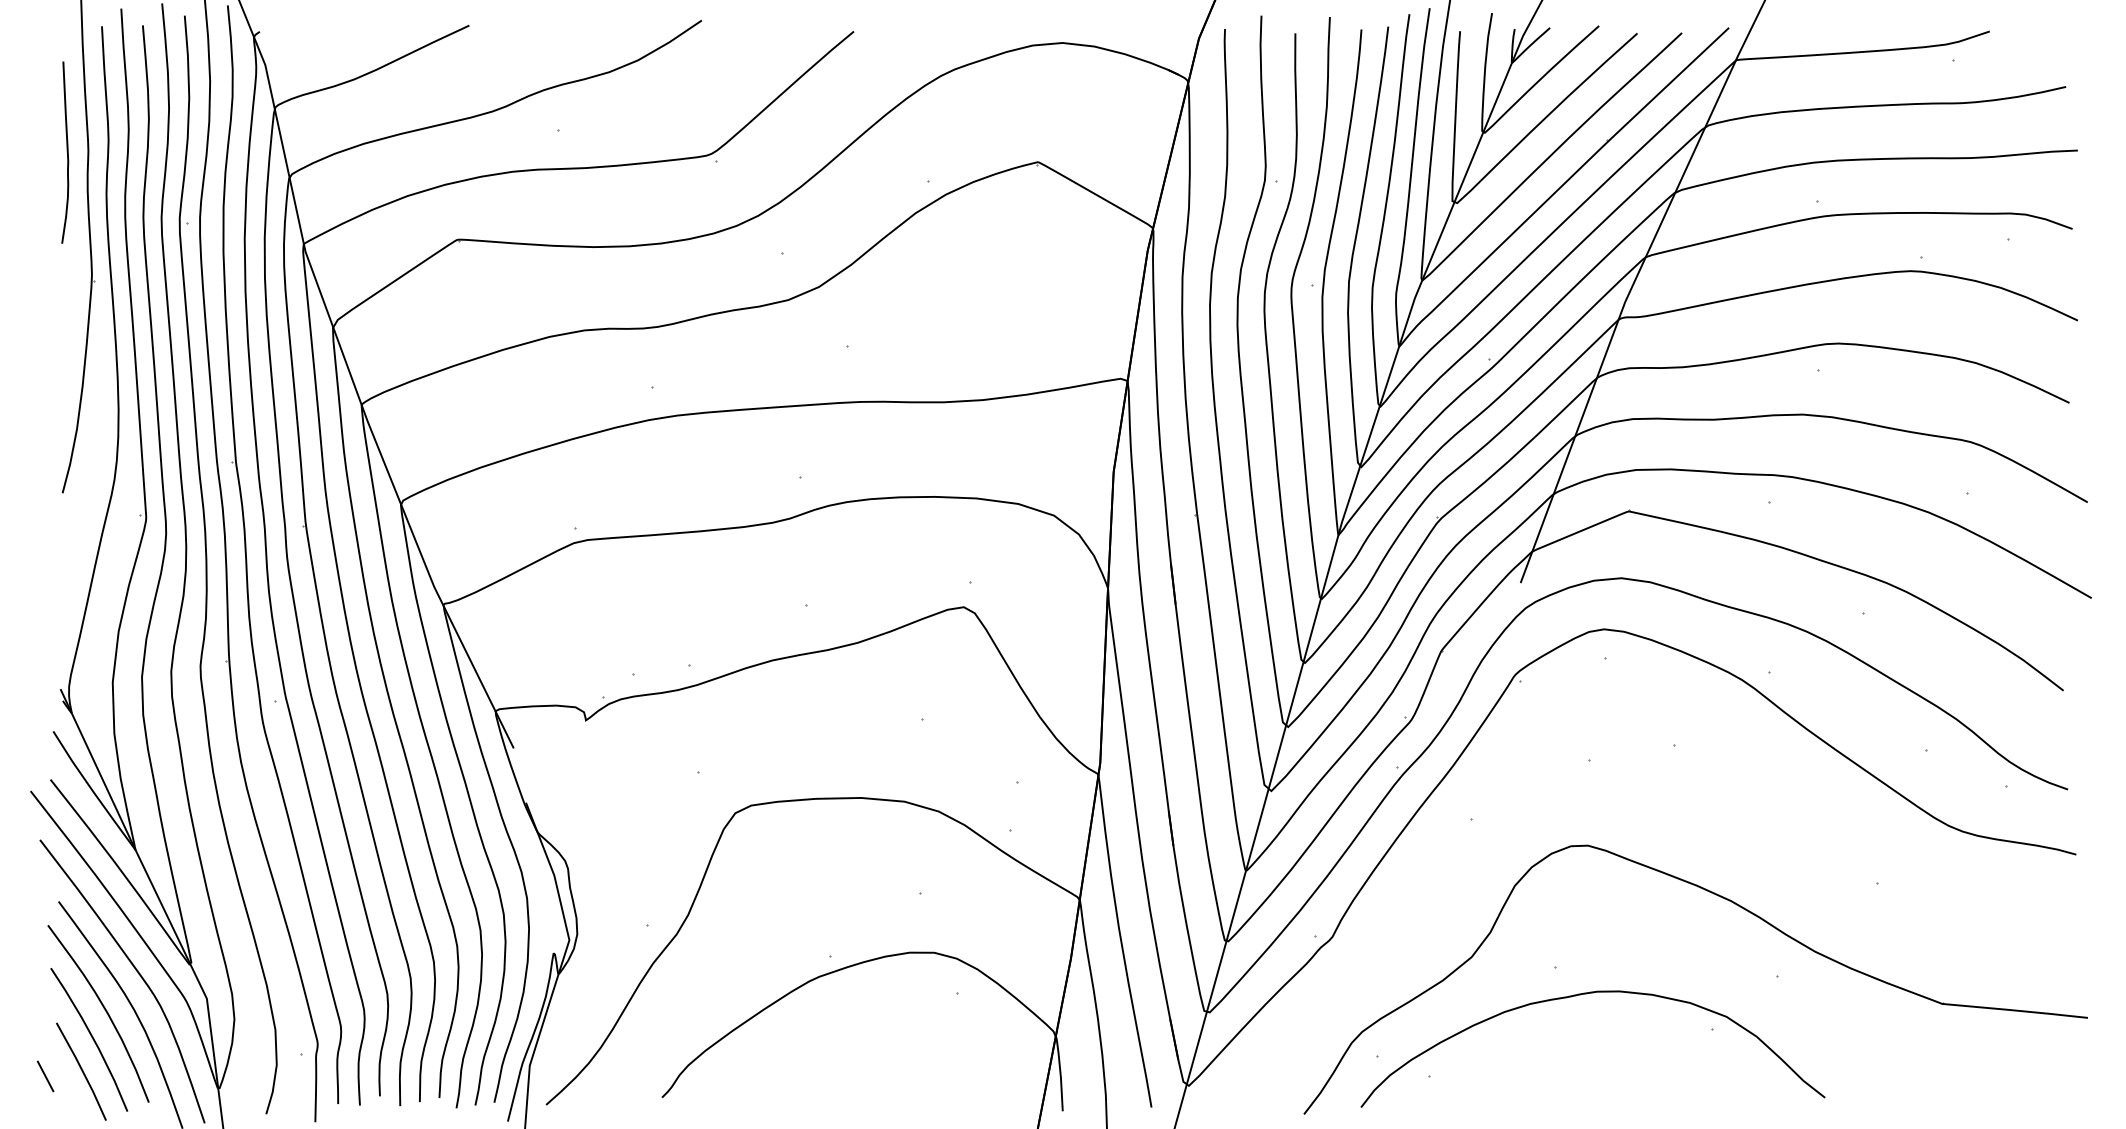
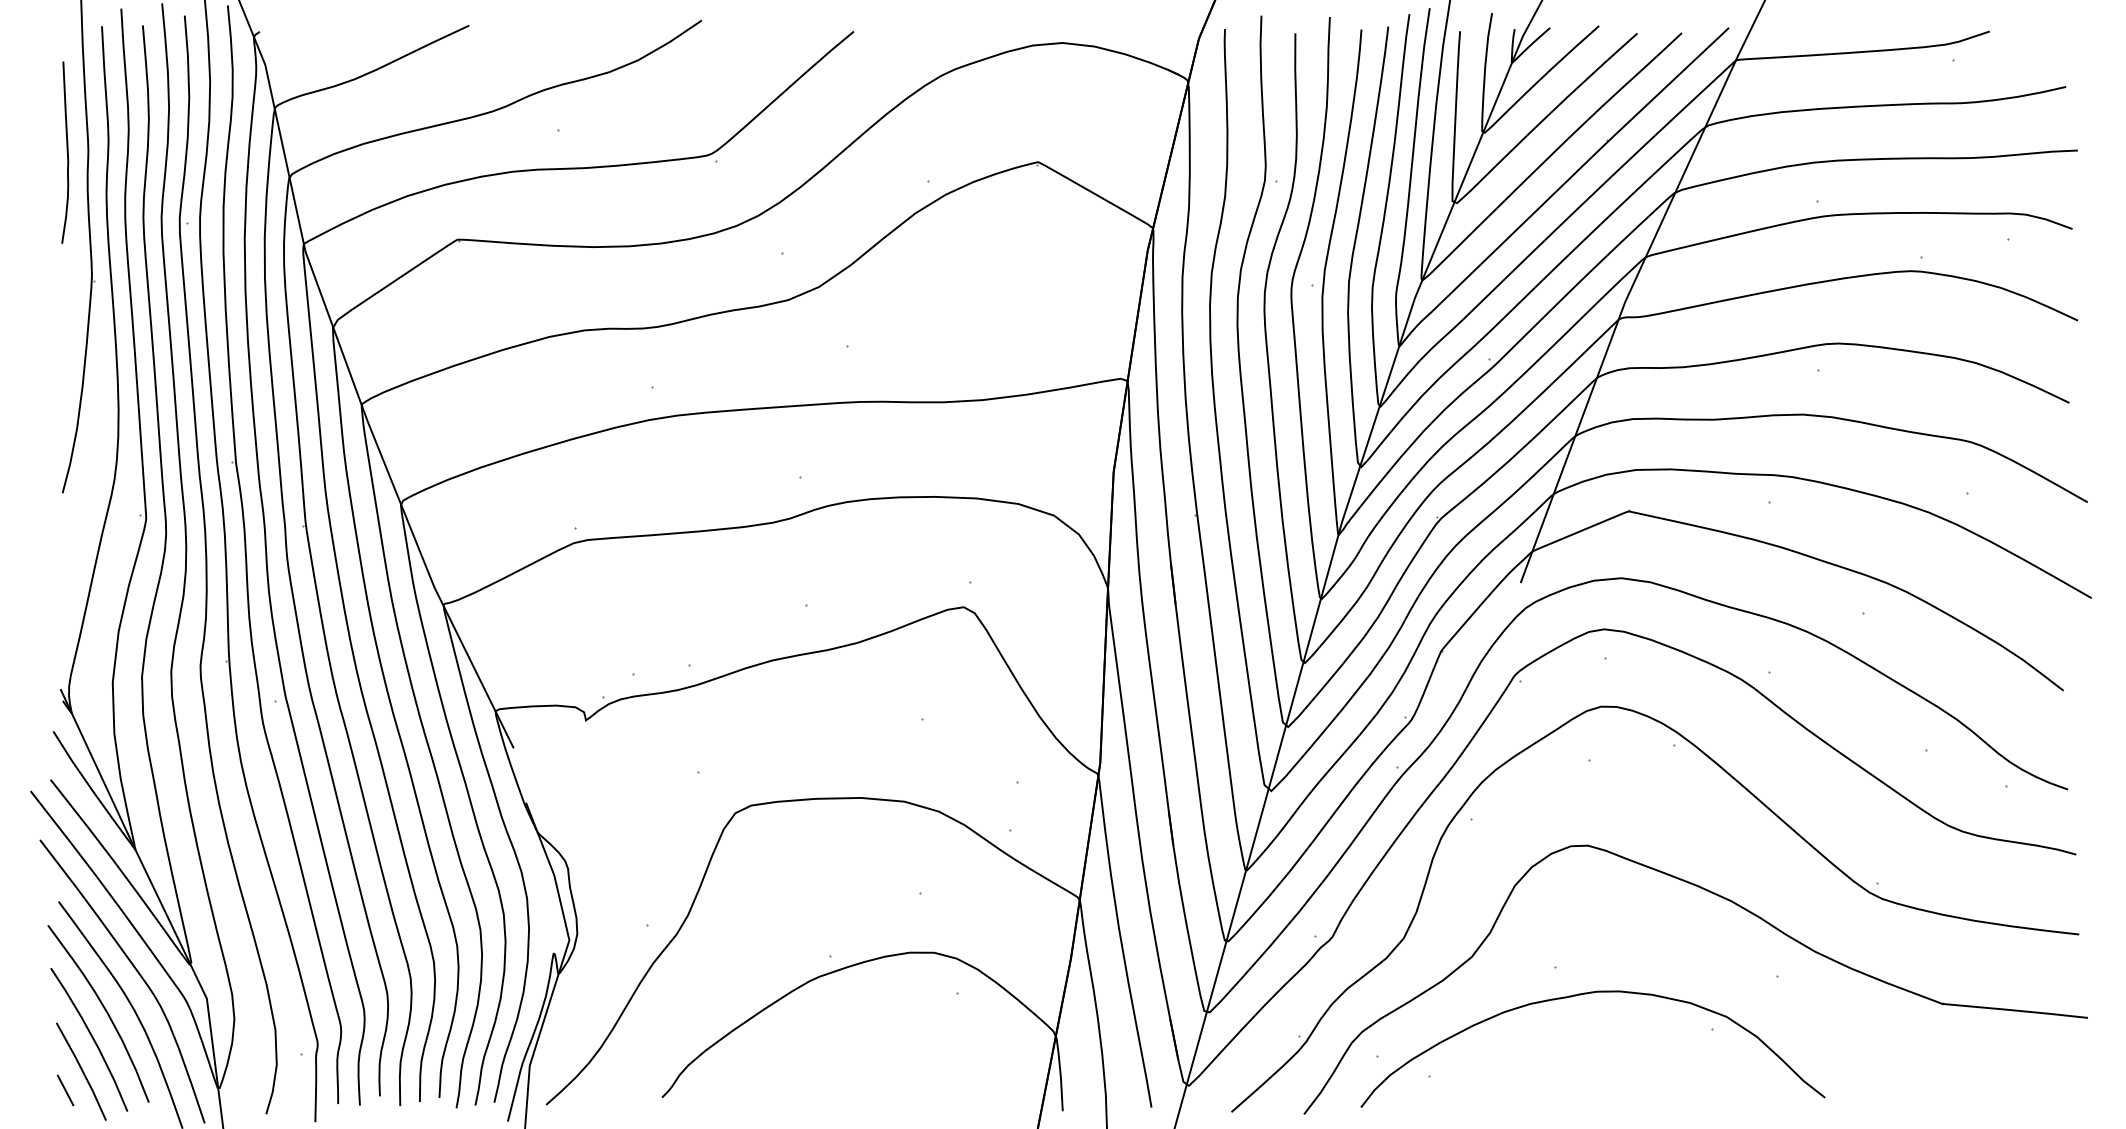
part: none -> present (1749, 793)
line position: (45, 1076) -> (65, 1090) (65, 1090)
